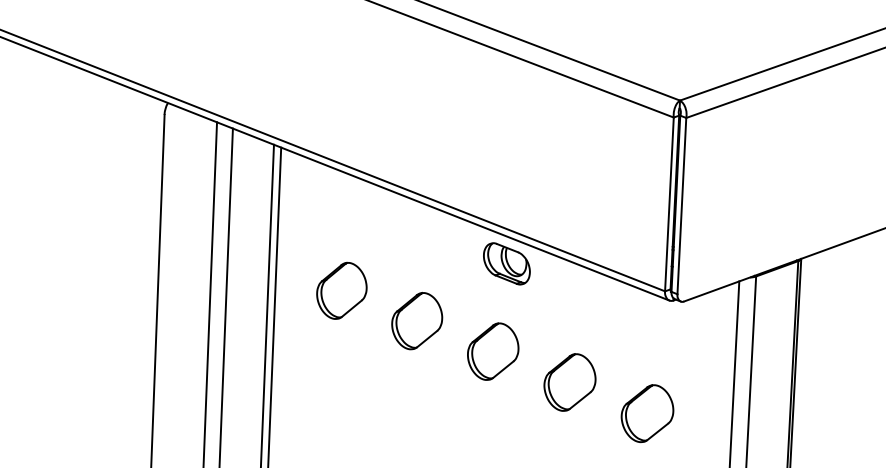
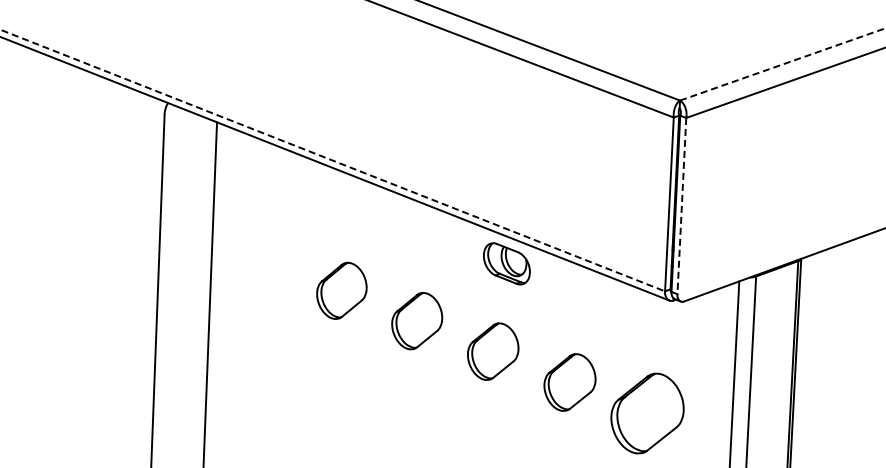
line: solid -> dashed (782, 64)
line: solid -> dashed (332, 160)
line: solid -> dashed (681, 206)
line: present -> none (225, 296)
line: present -> none (267, 304)
line: present -> none (274, 305)
part size: 55x60 px -> 75x83 px (647, 413)
